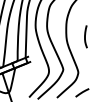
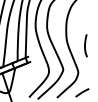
line position: (85, 36) -> (85, 45) (85, 45)
